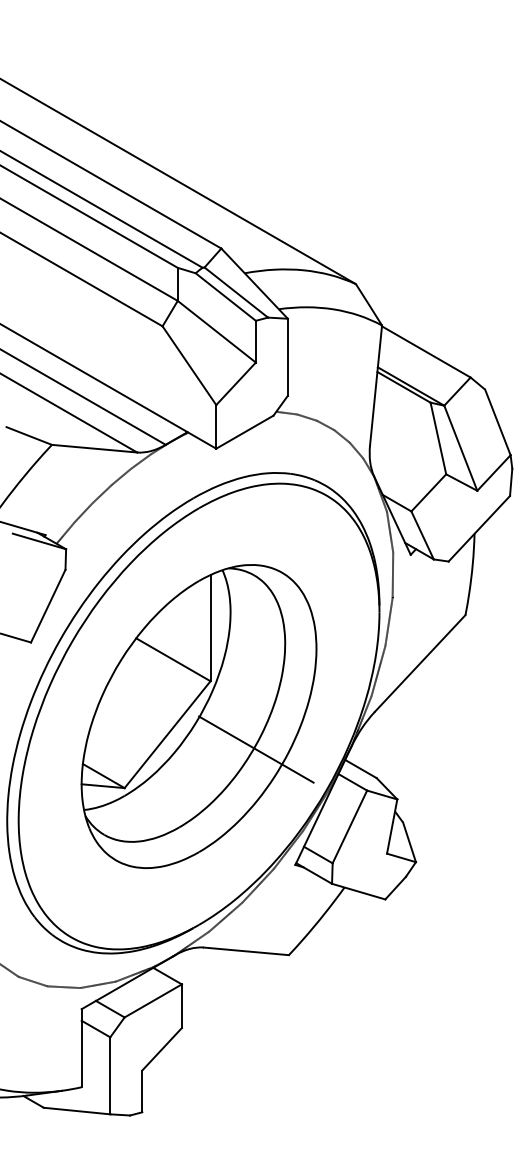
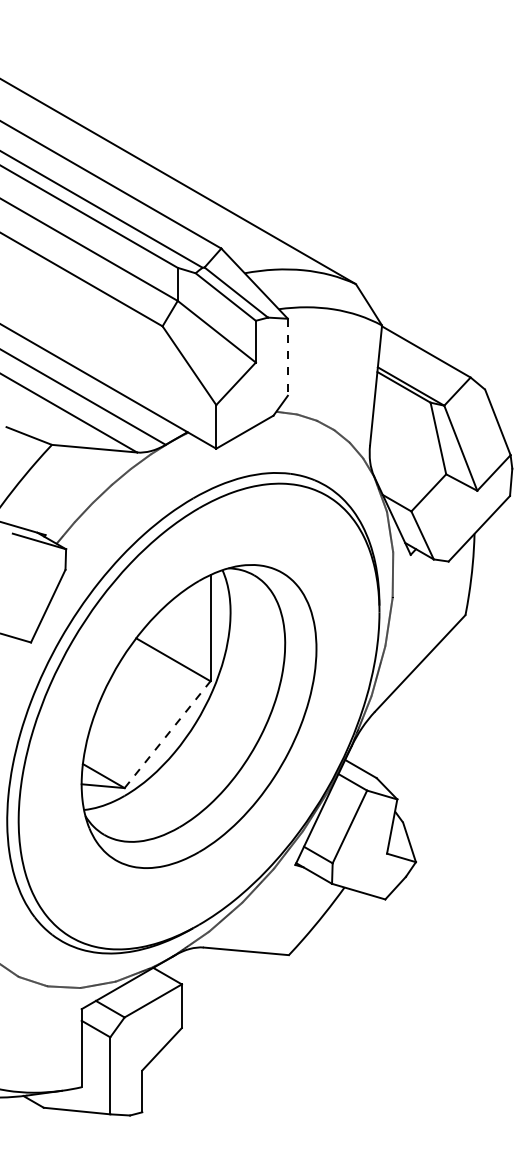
line: solid -> dashed (287, 357)
line: solid -> dashed (167, 734)
line: present -> none (256, 749)
